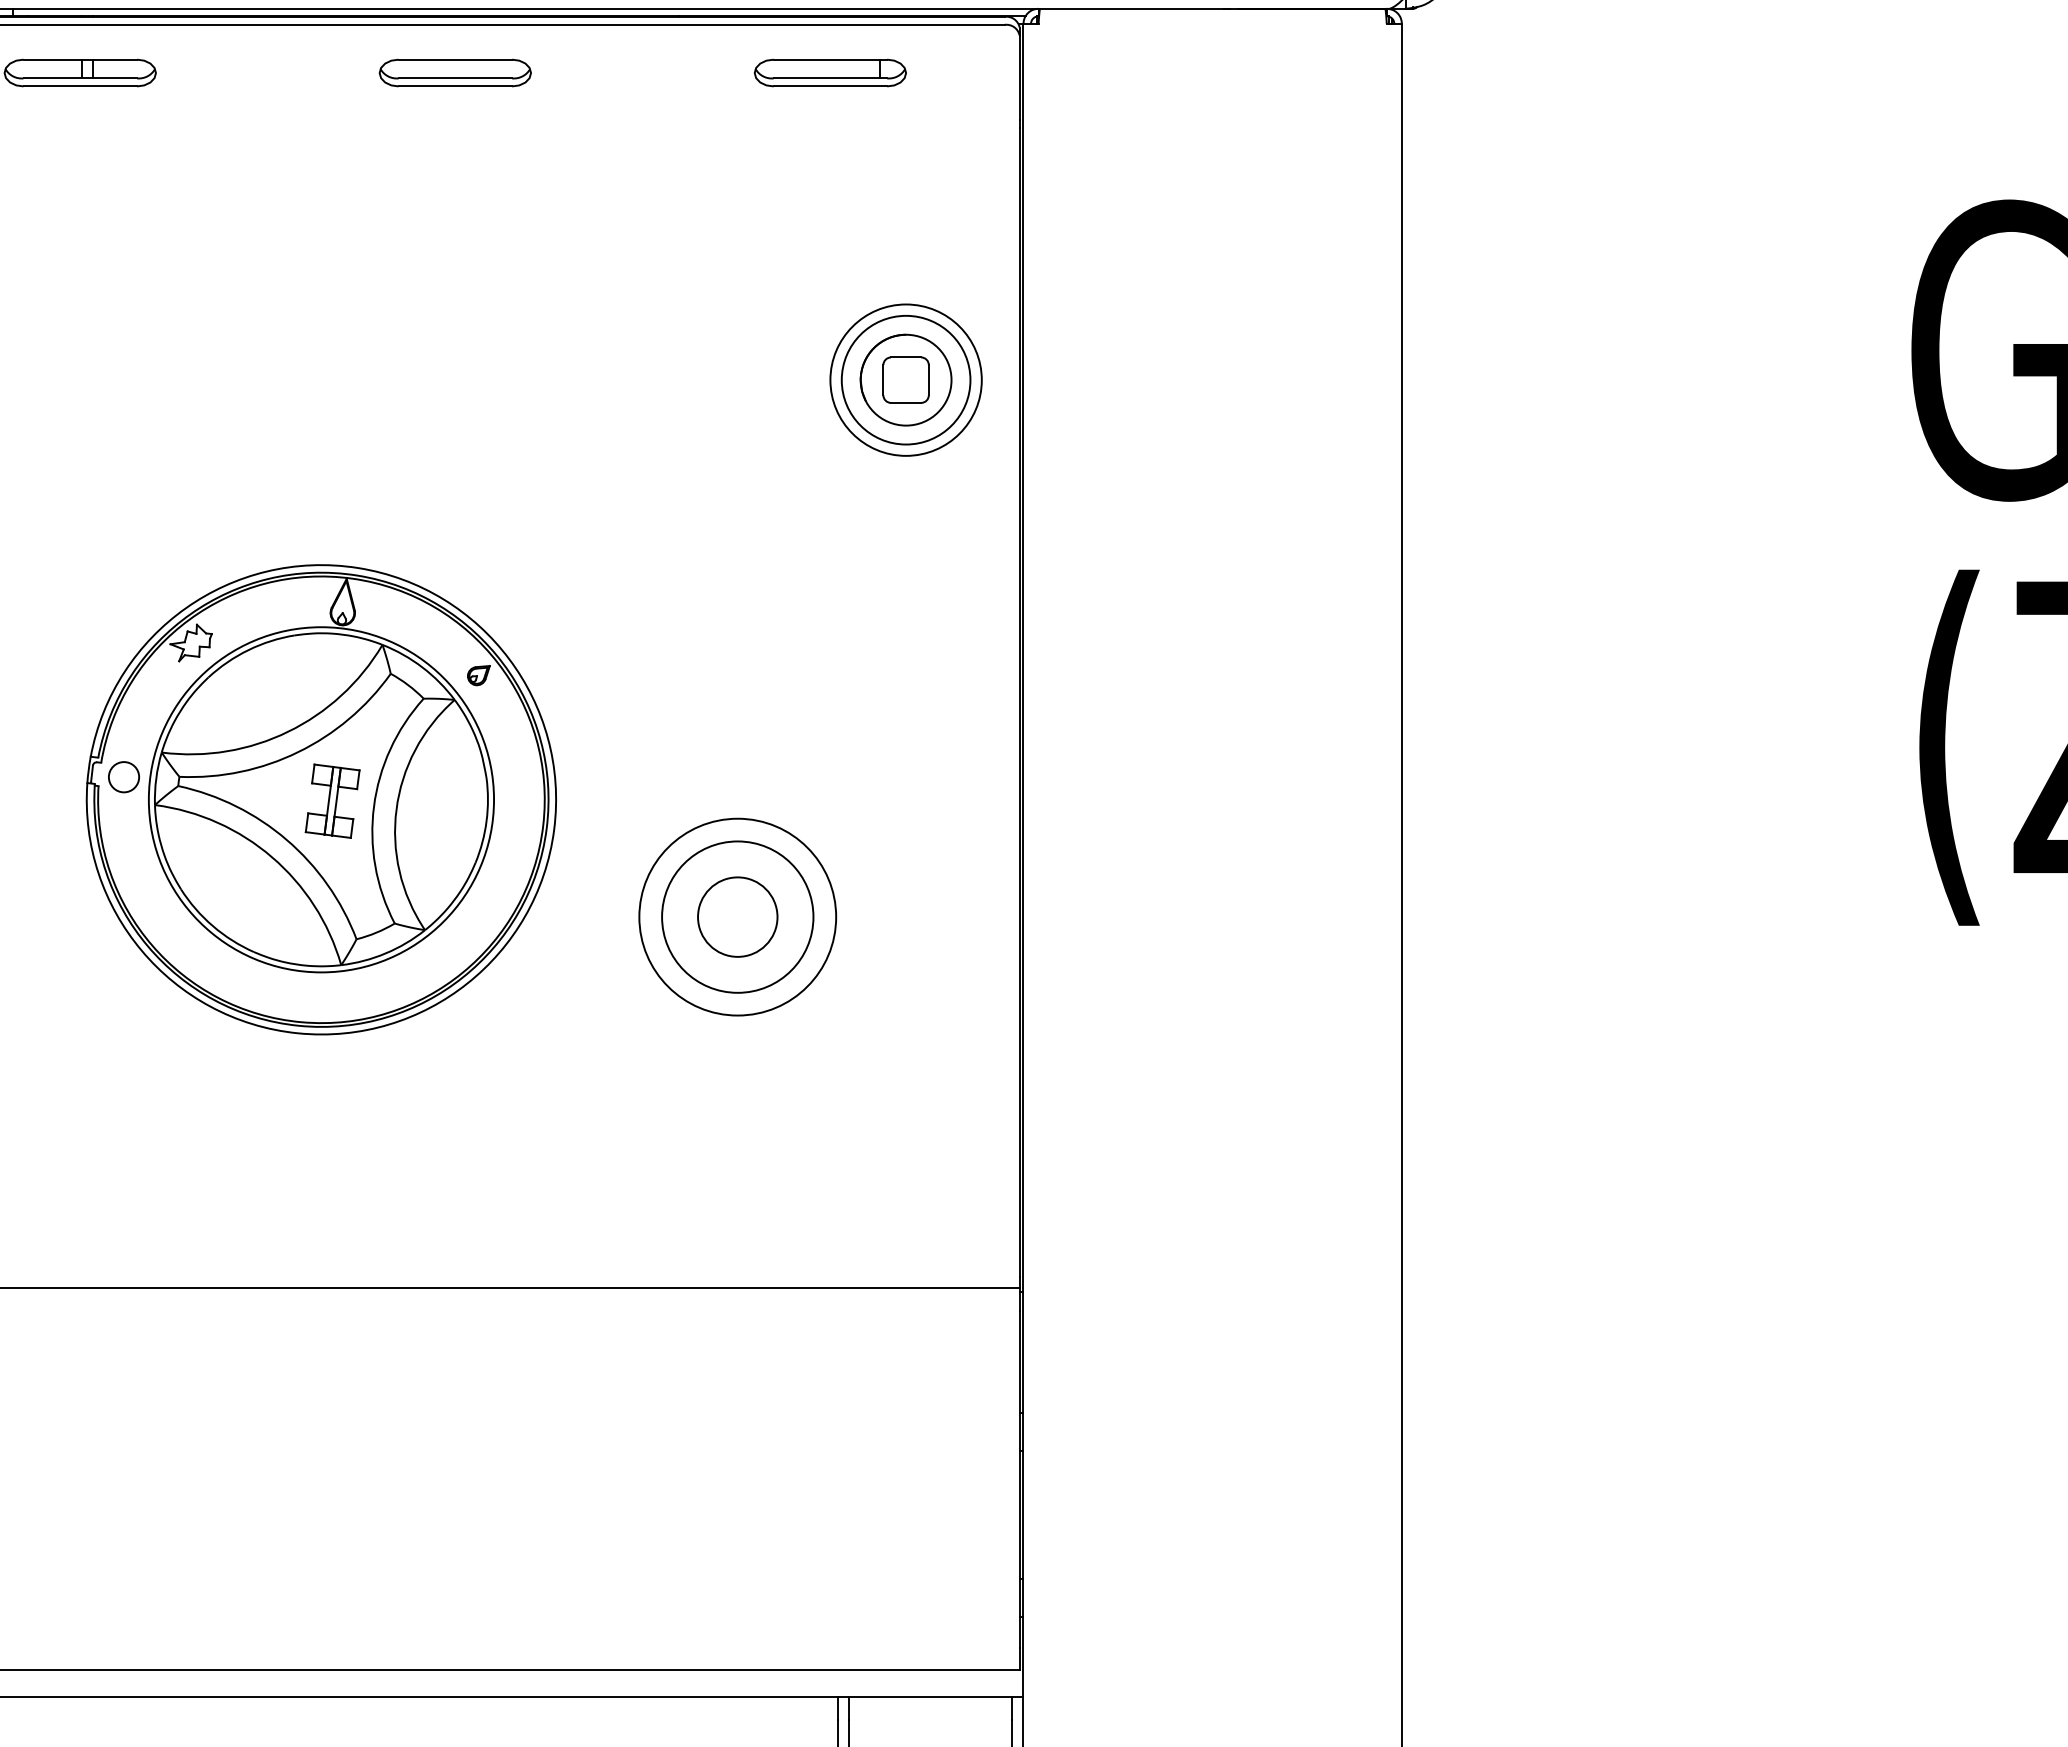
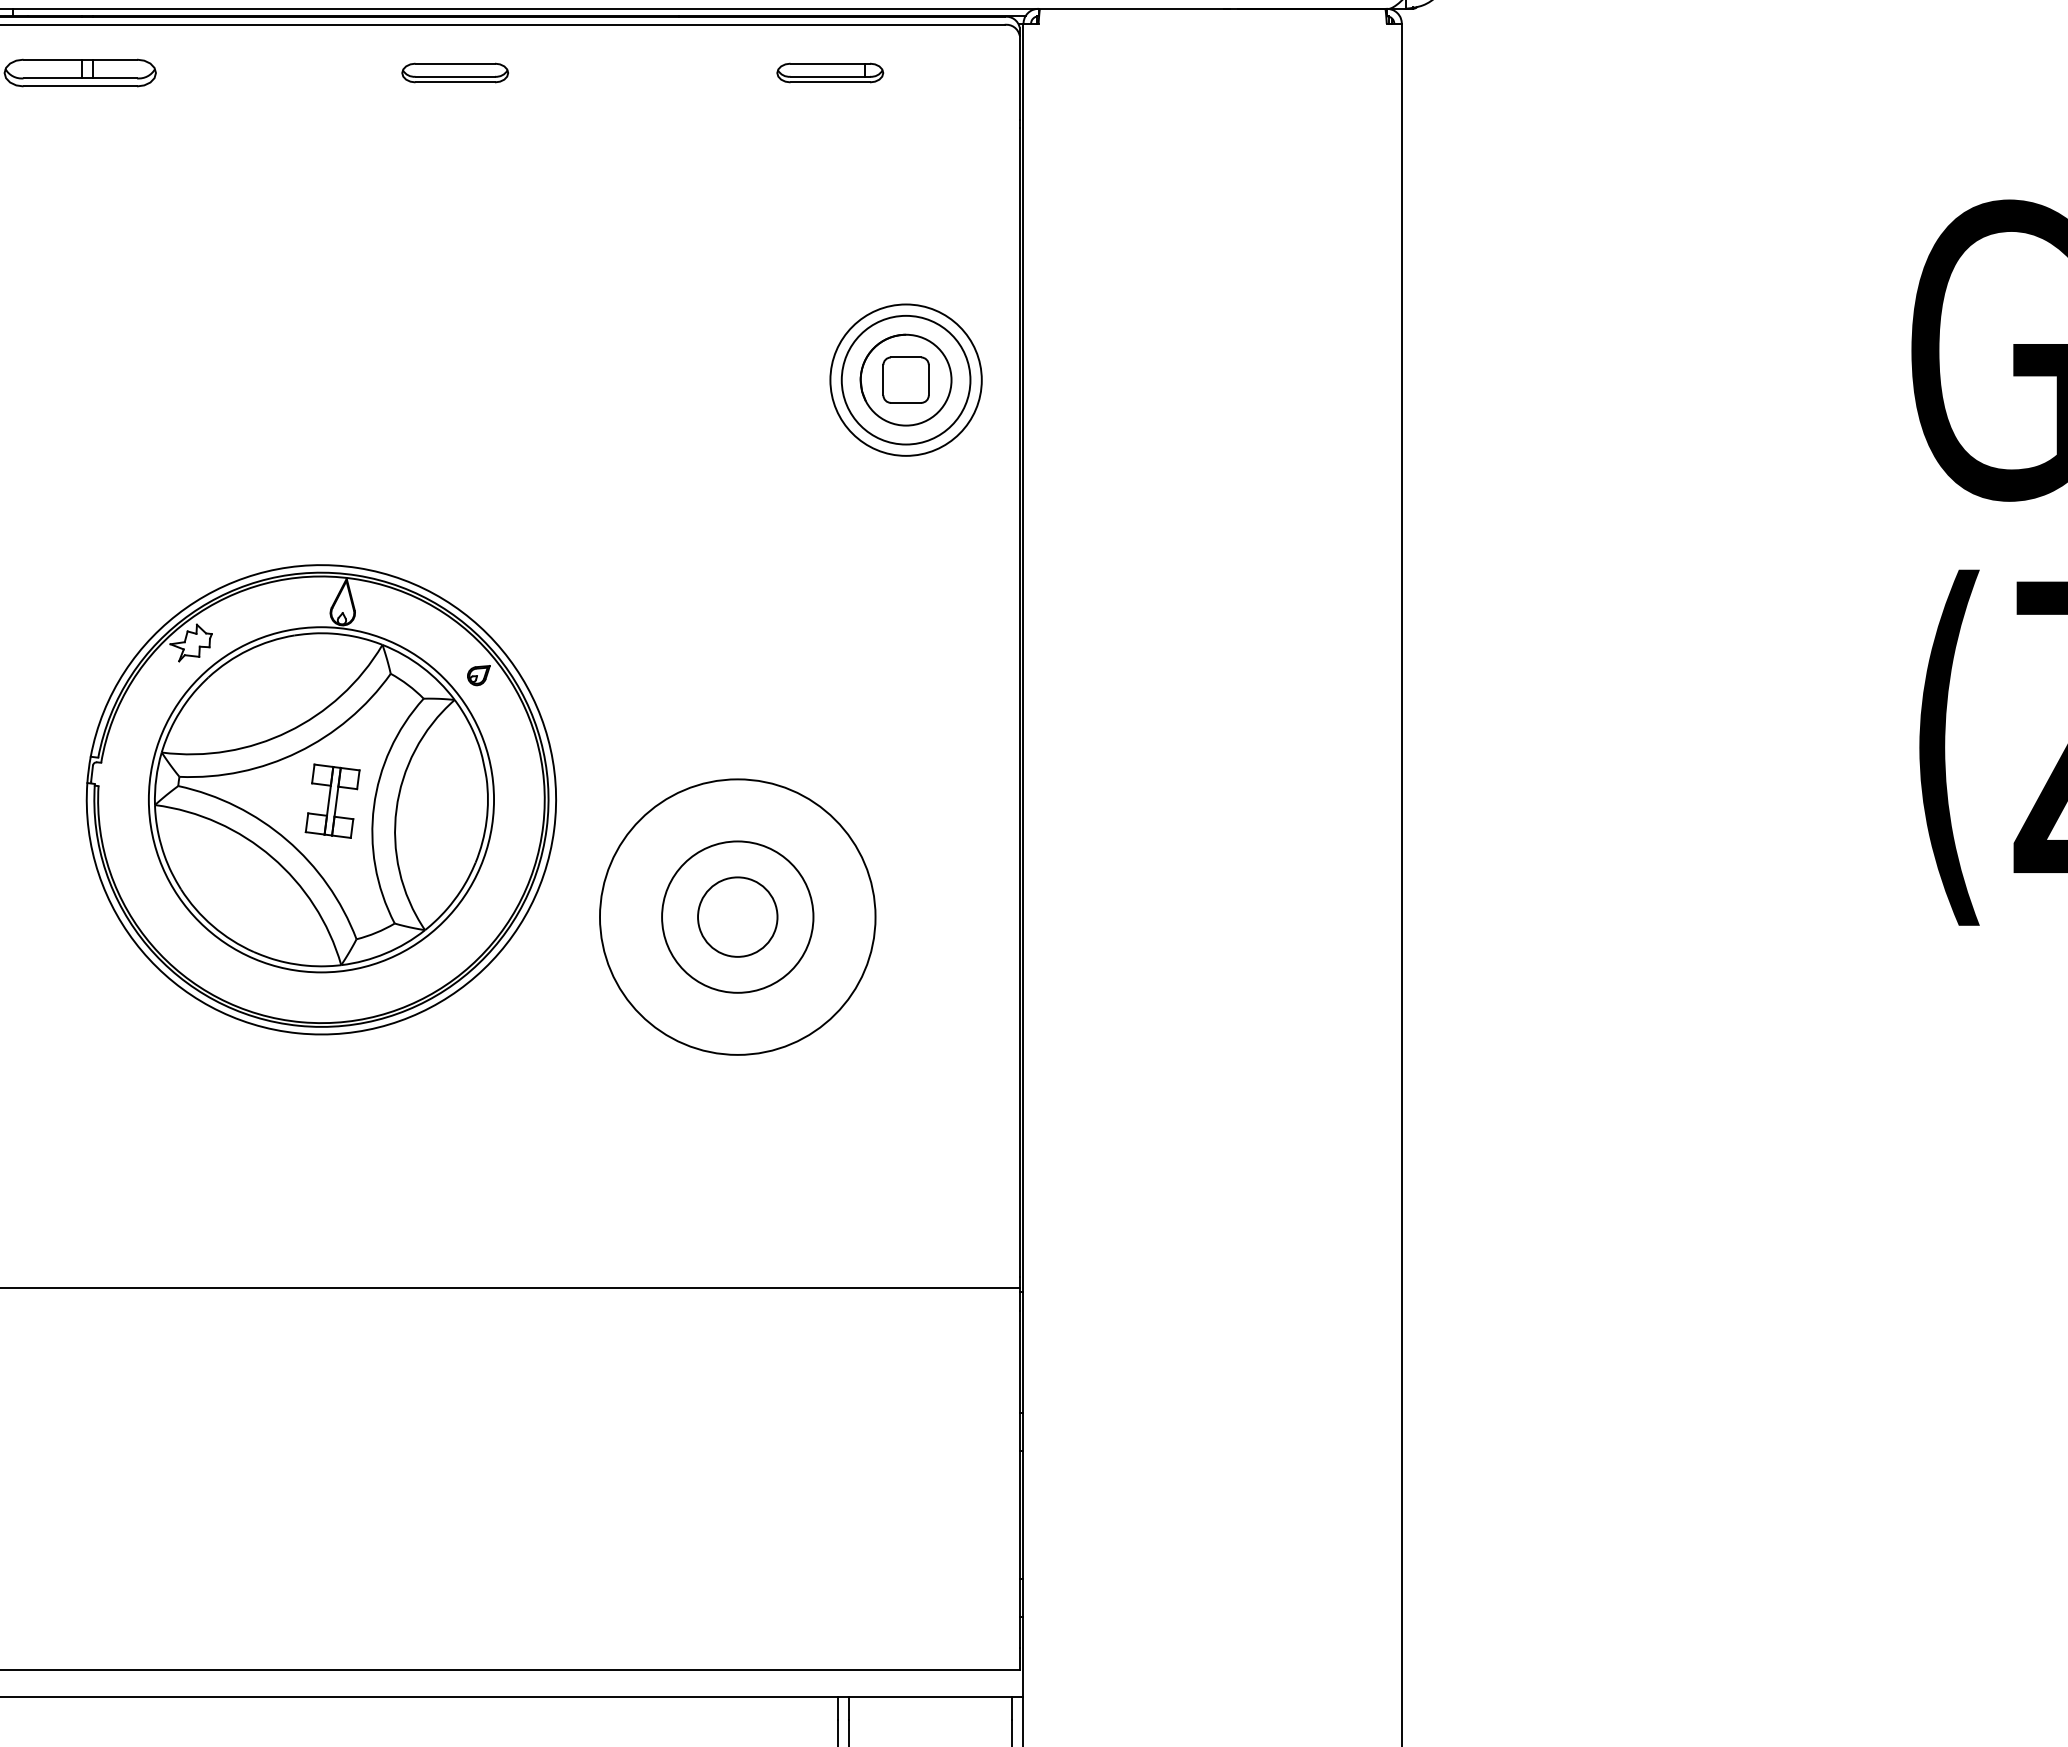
part size: 154x30 px -> 108x22 px (454, 72)
part size: 154x30 px -> 109x22 px (830, 72)
circle: present -> none (123, 777)
circle diameter: 197 px -> 276 px (737, 916)
